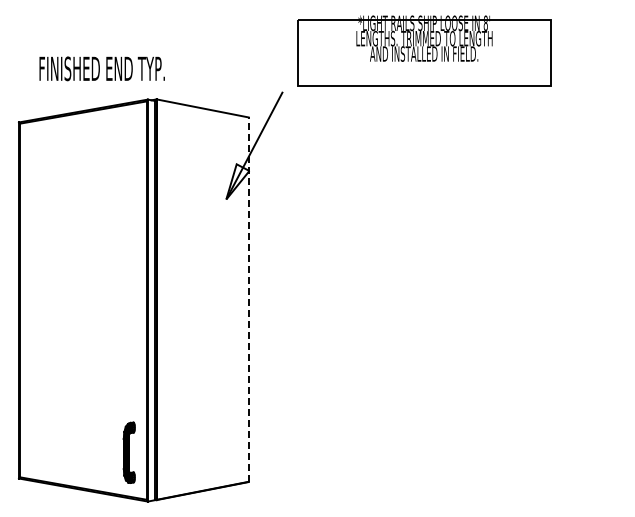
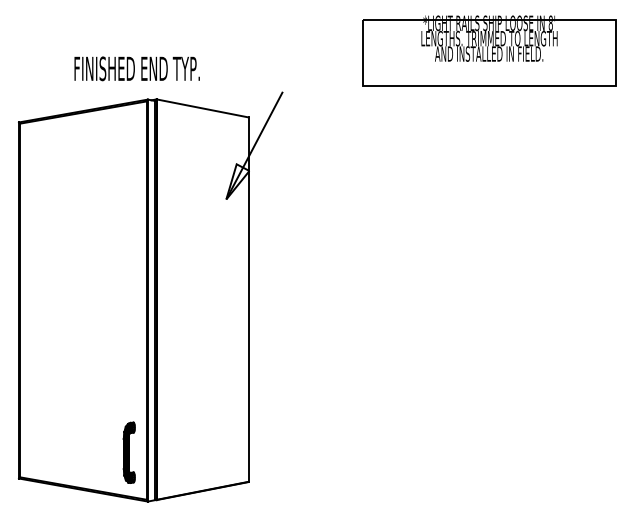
part position: (424, 50) -> (489, 50) (489, 50)
text position: (101, 68) -> (136, 68) (136, 68)
line: dashed -> solid (248, 299)
